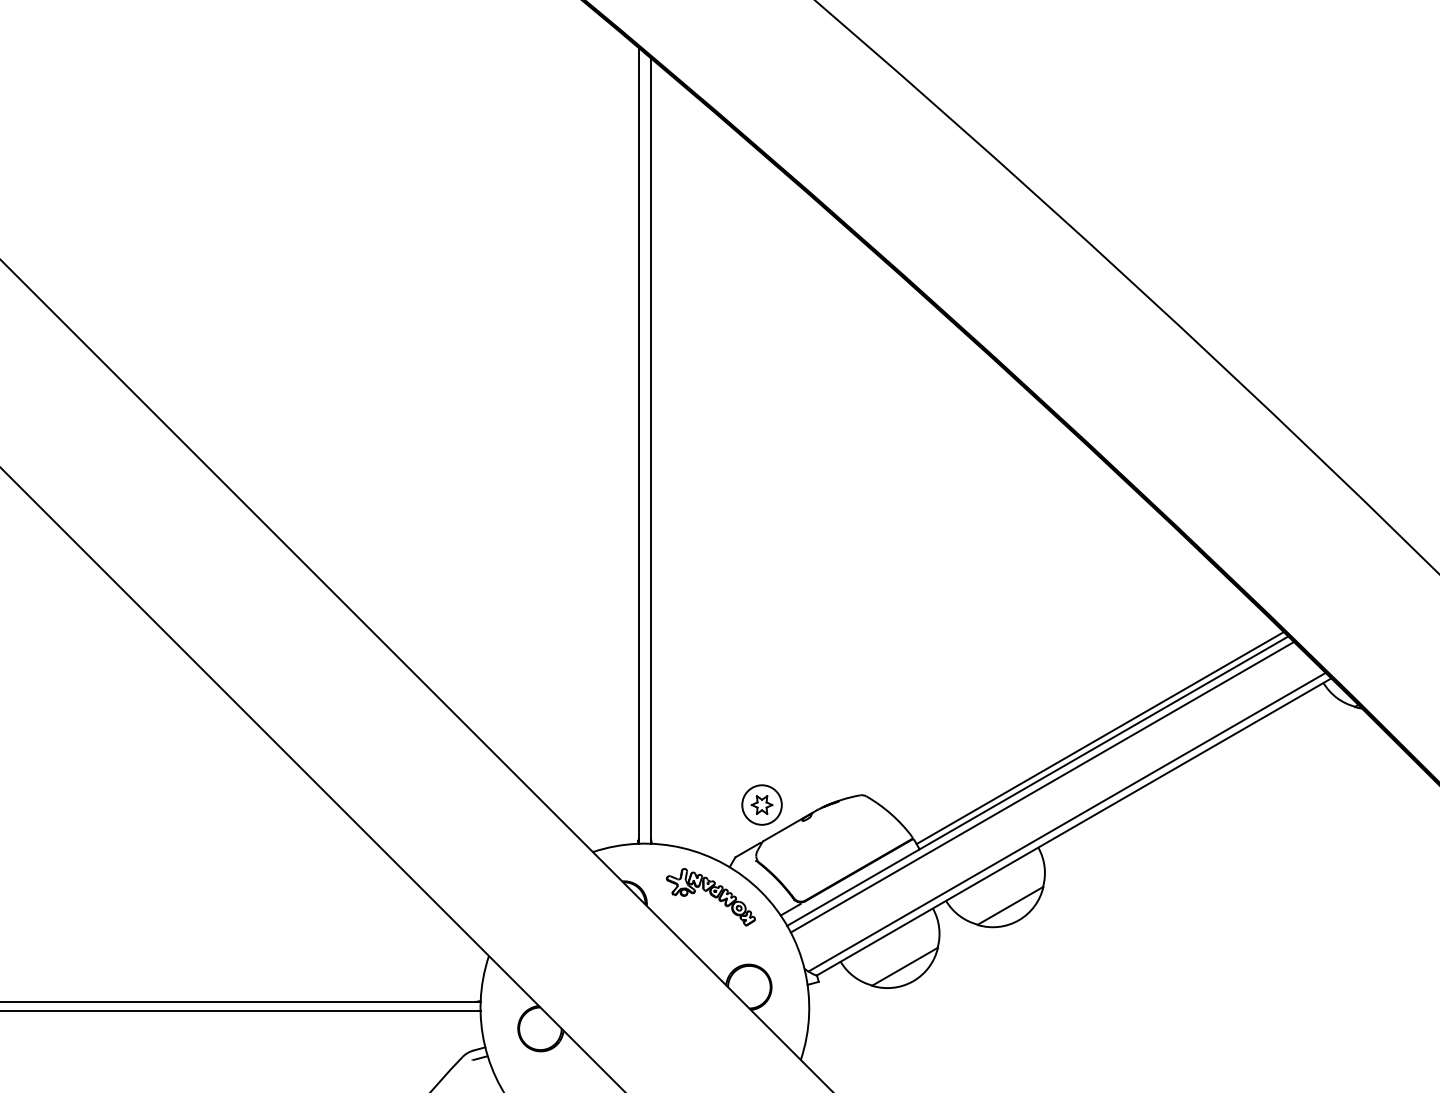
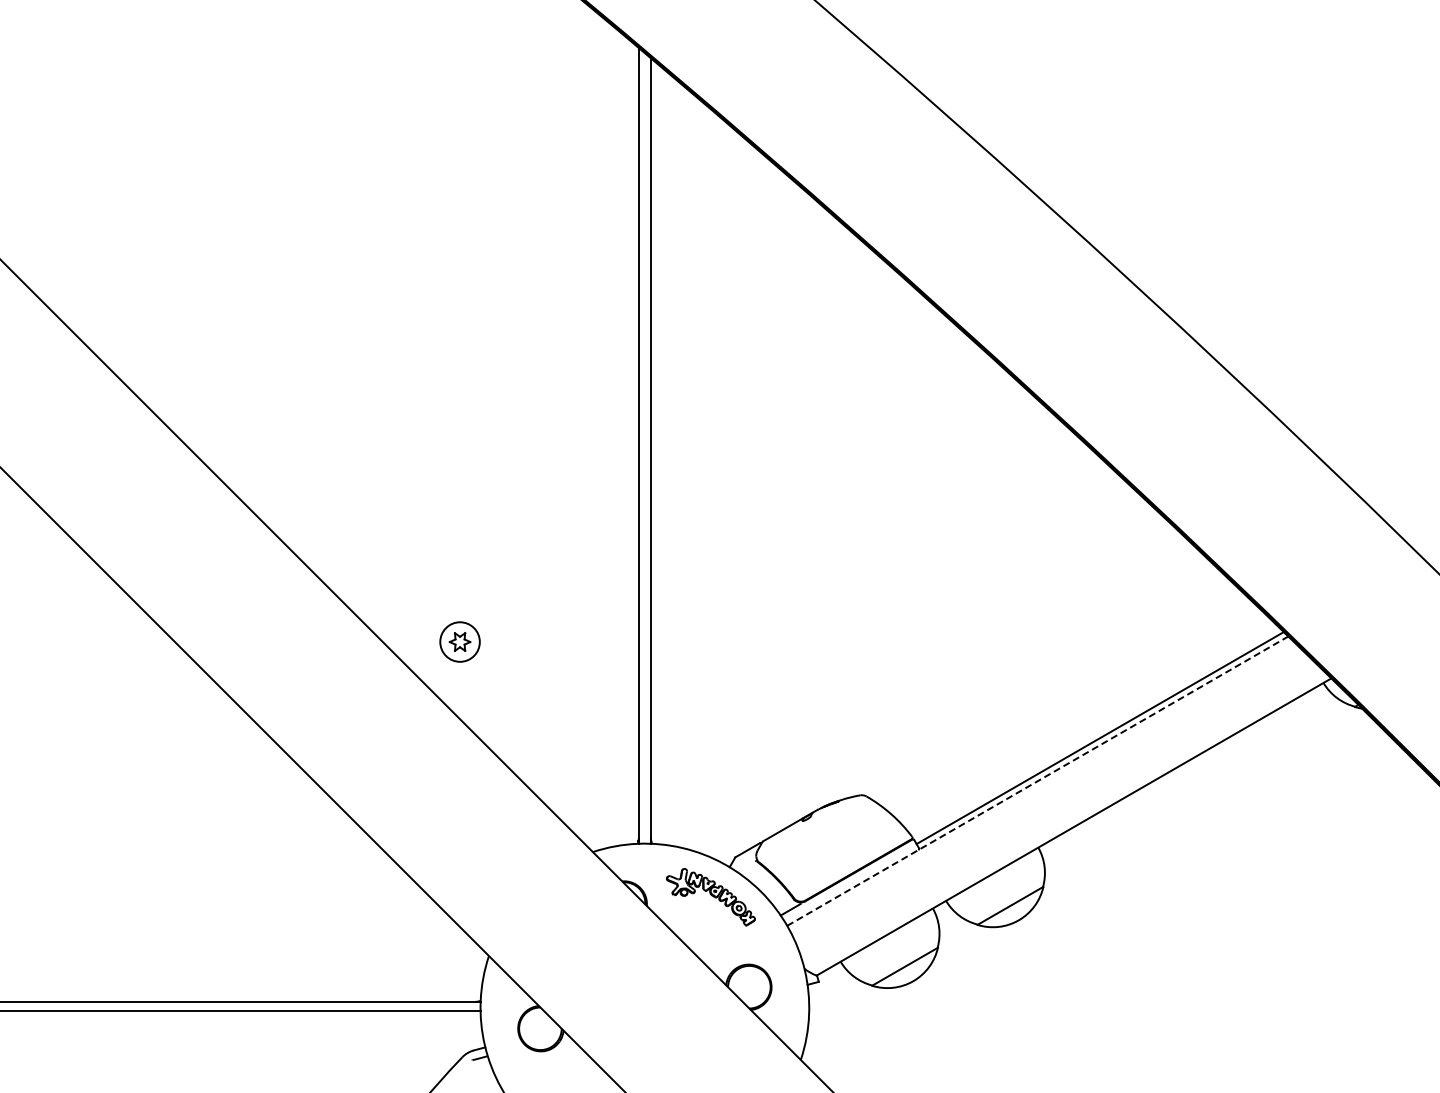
line: solid -> dashed (1038, 780)
line: present -> none (1042, 786)
part position: (761, 804) -> (459, 641) (459, 641)
line: present -> none (1066, 821)
